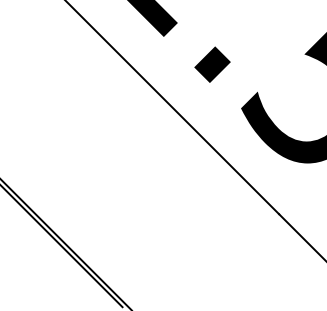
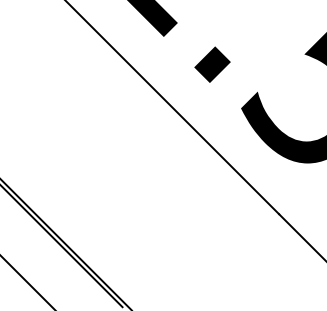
line: none -> present (27, 282)
